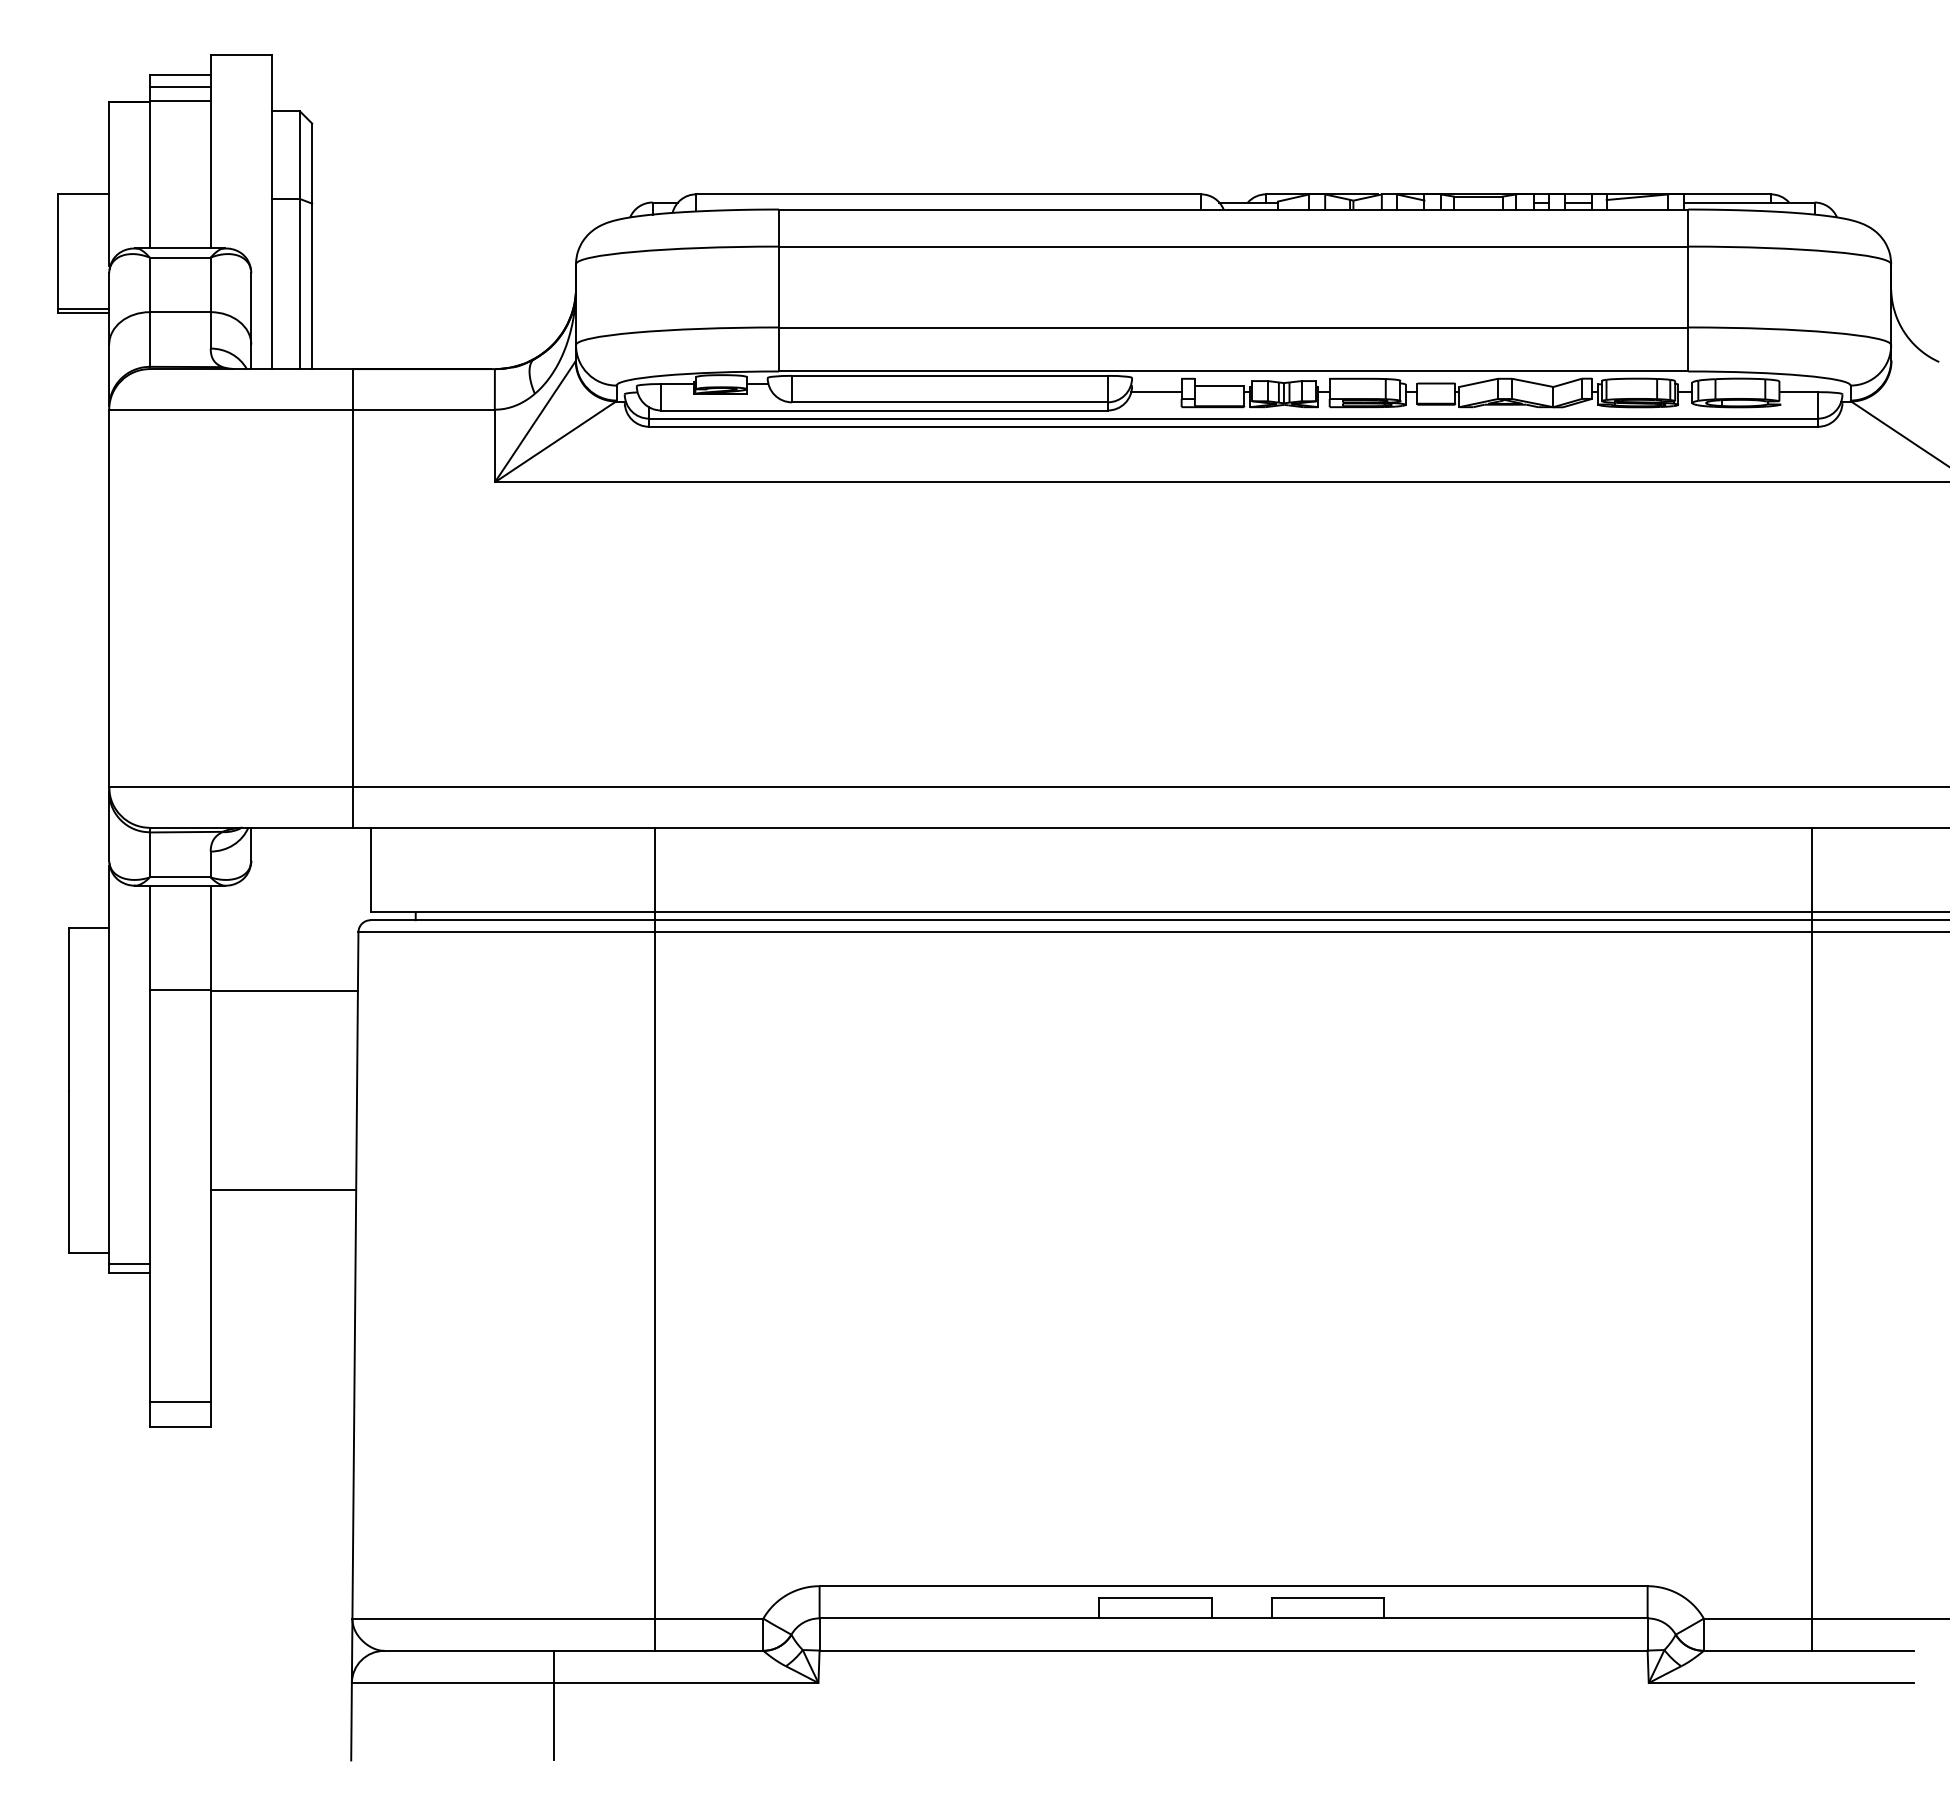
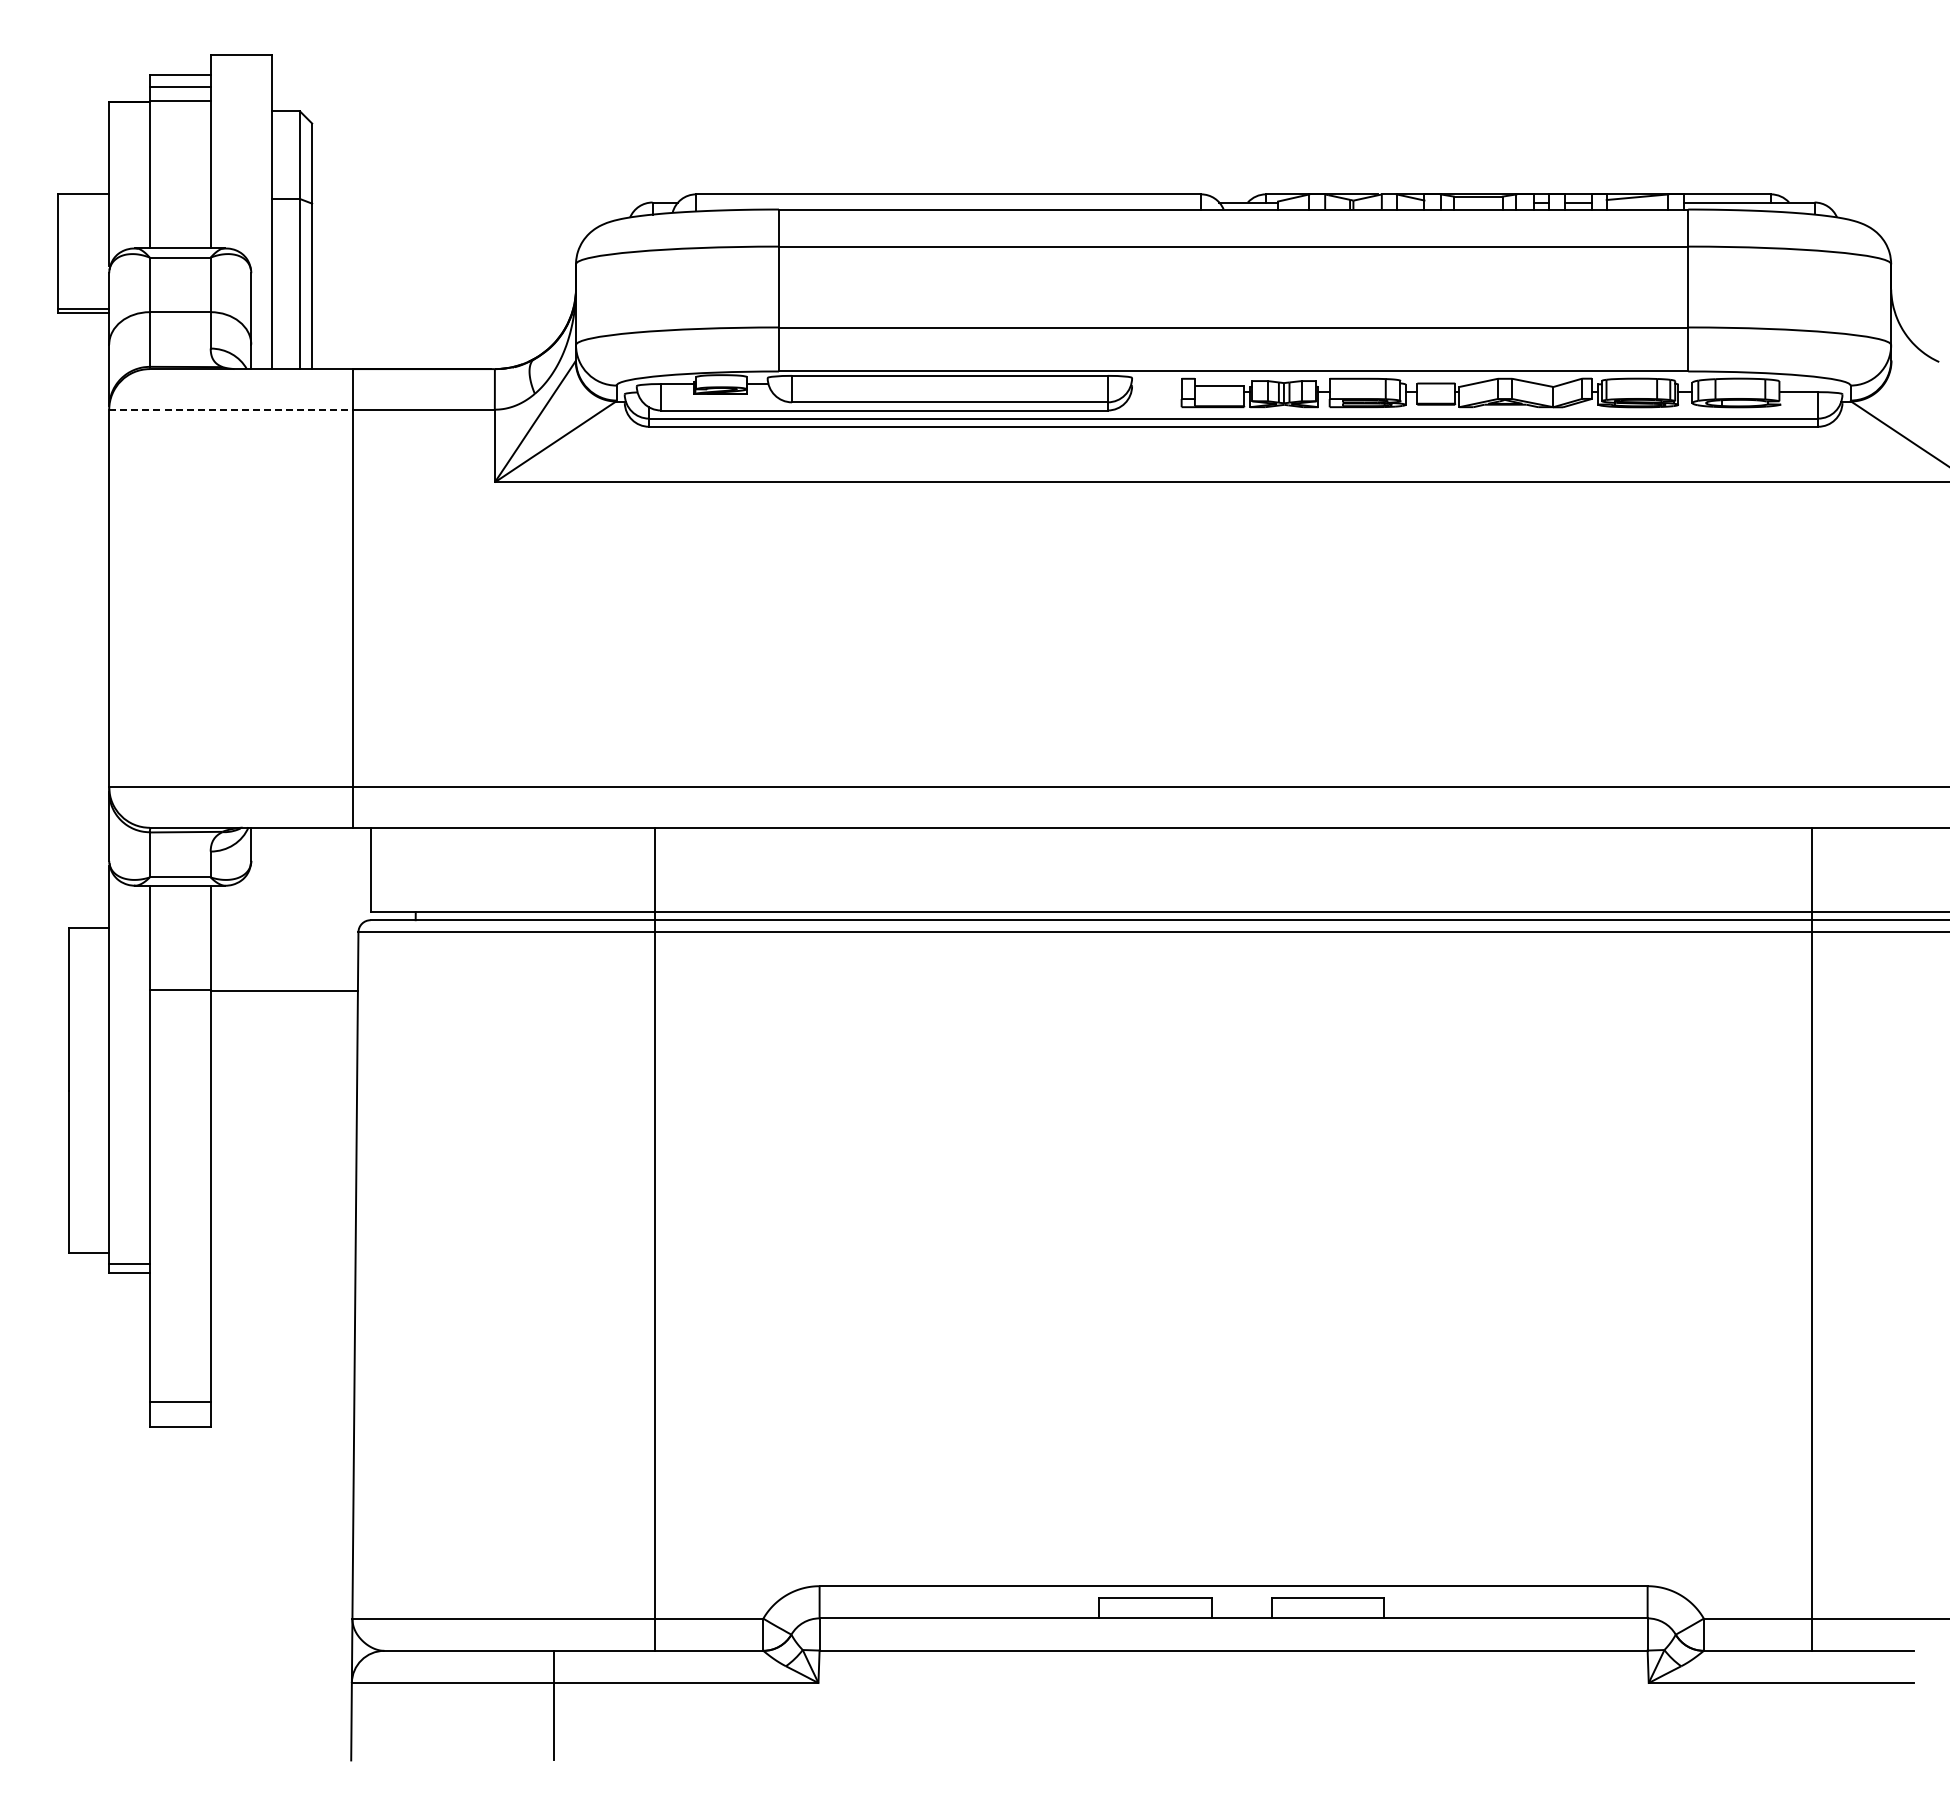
line: present -> none (1156, 392)
line: solid -> dashed (230, 409)
line: present -> none (283, 1190)
